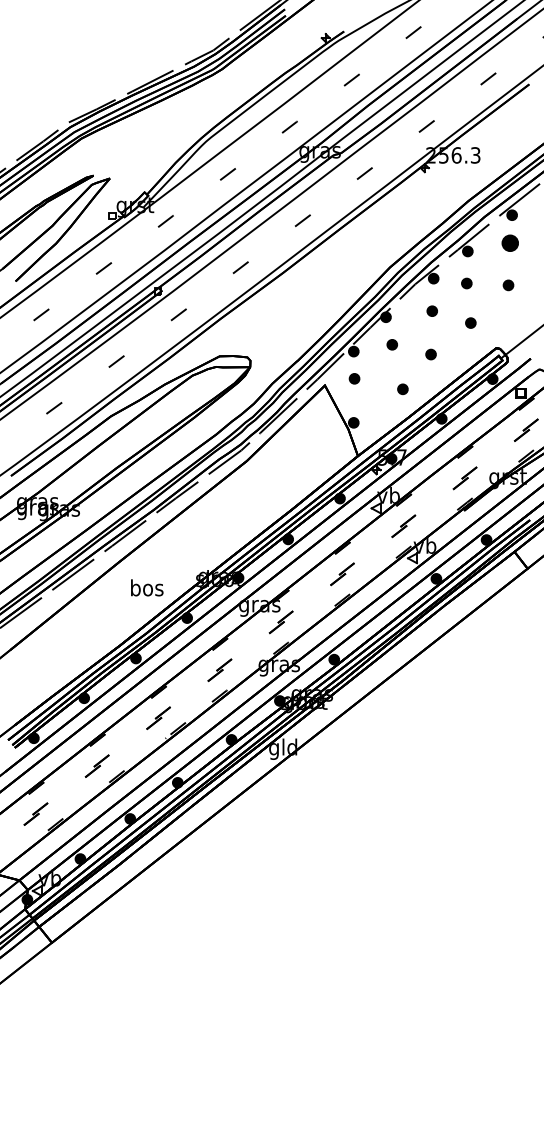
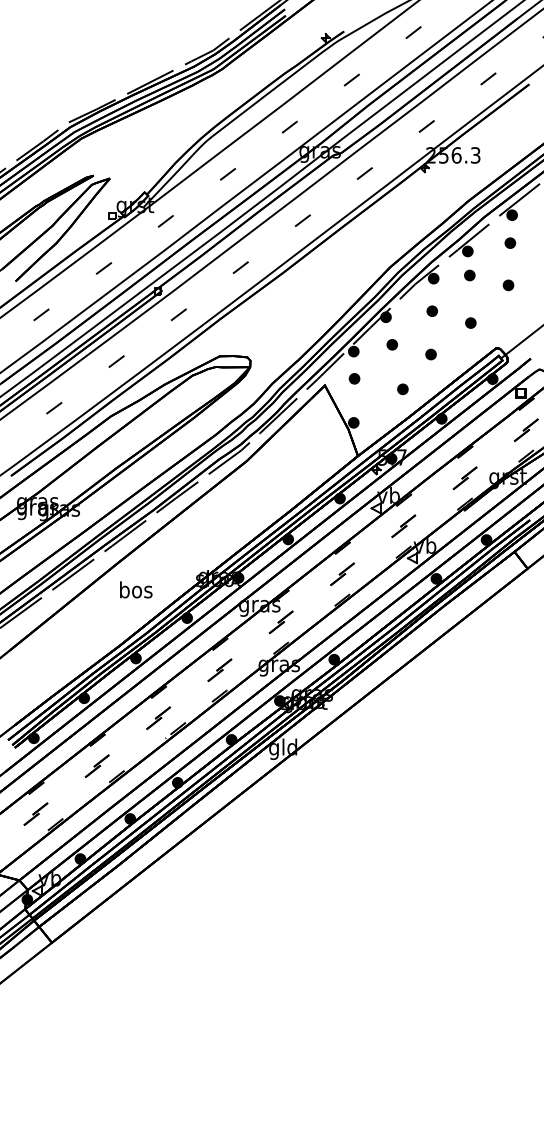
part size: 18x18 px -> 13x12 px (510, 242)
part position: (466, 283) -> (469, 275) (469, 275)
text position: (147, 587) -> (136, 589) (136, 589)
